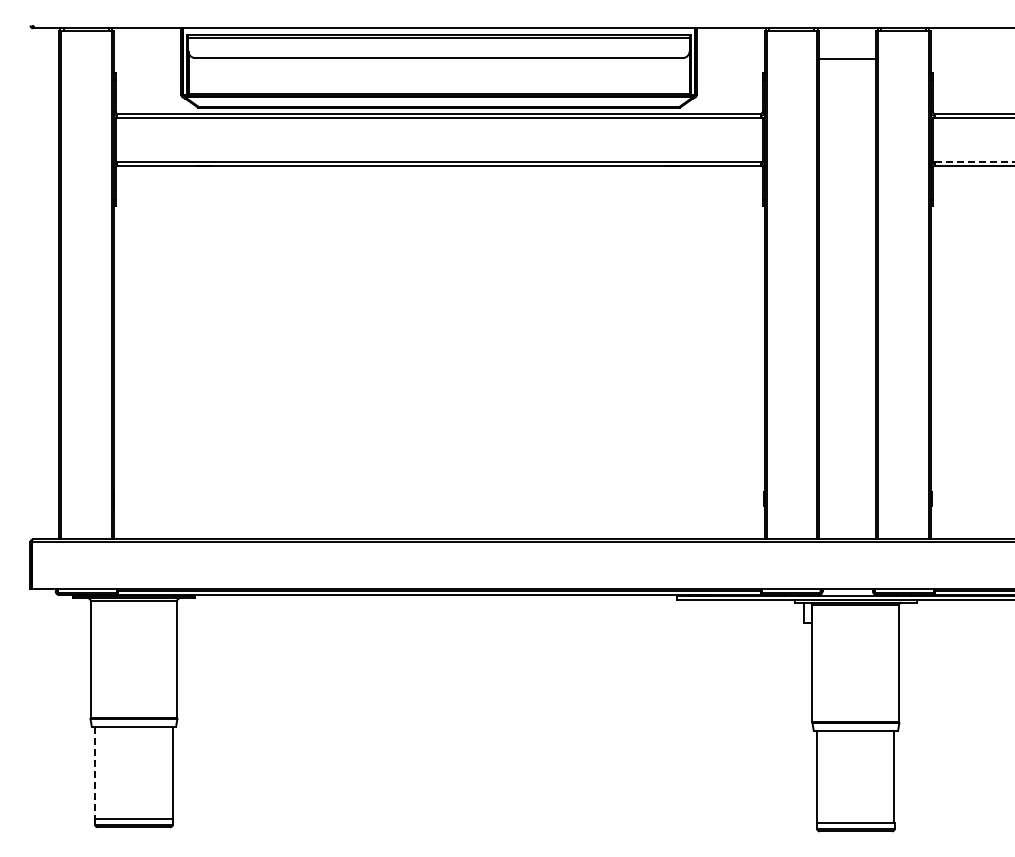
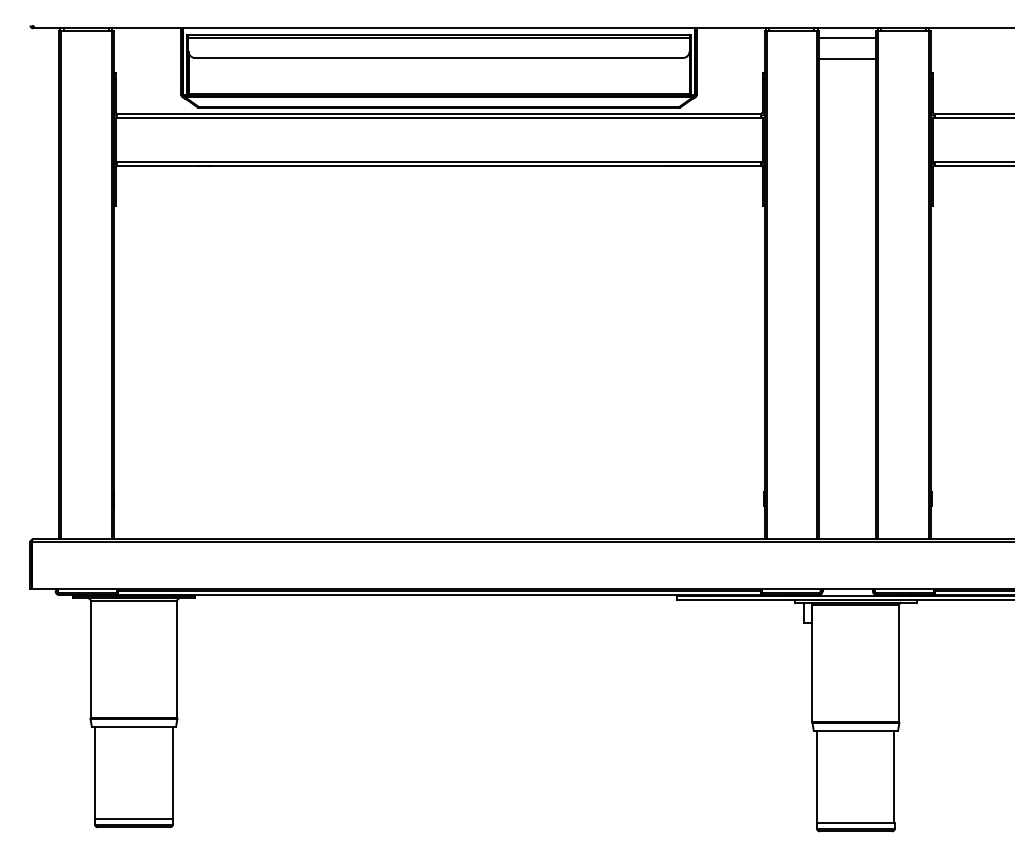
line: none -> present (847, 37)
line: dashed -> solid (974, 161)
line: dashed -> solid (95, 773)
